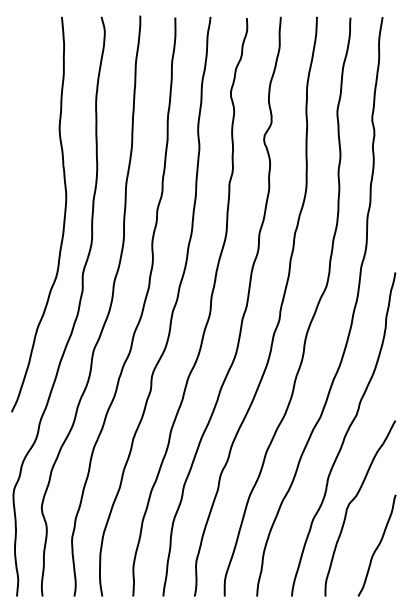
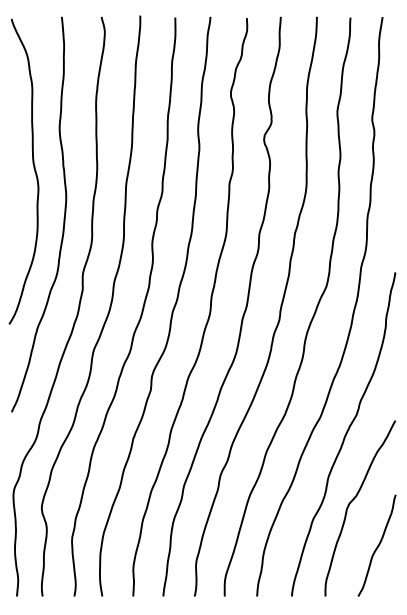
curve: none -> present (33, 168)
